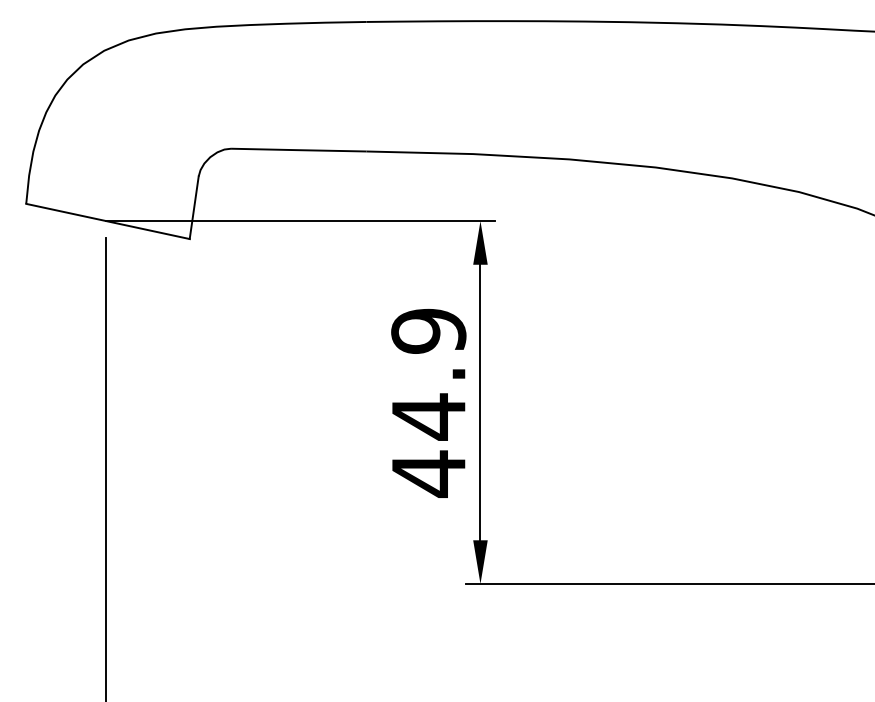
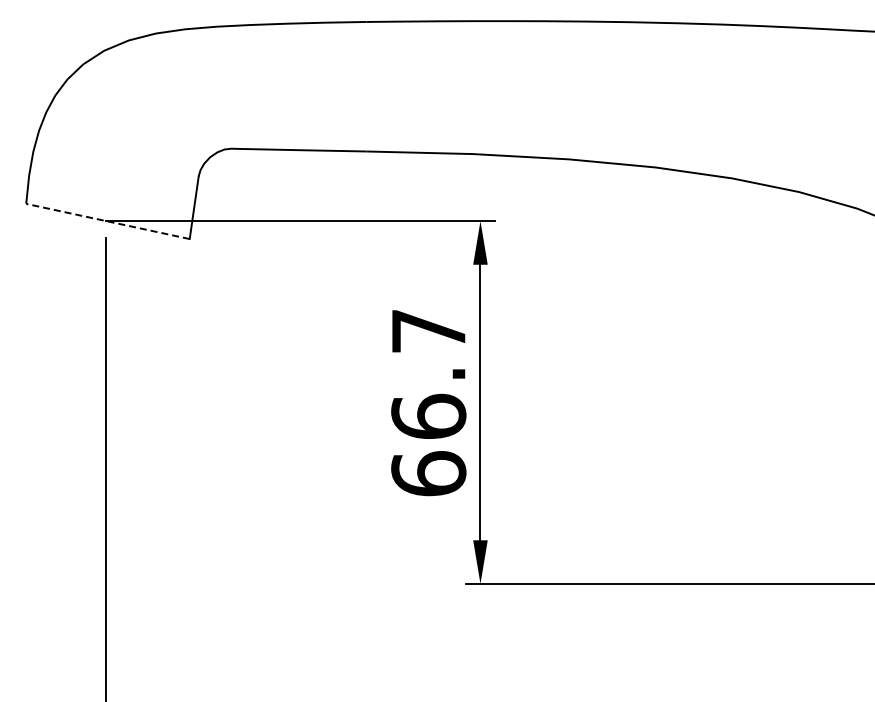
line: solid -> dashed (107, 221)
text: 44.9 -> 66.7 (428, 402)
